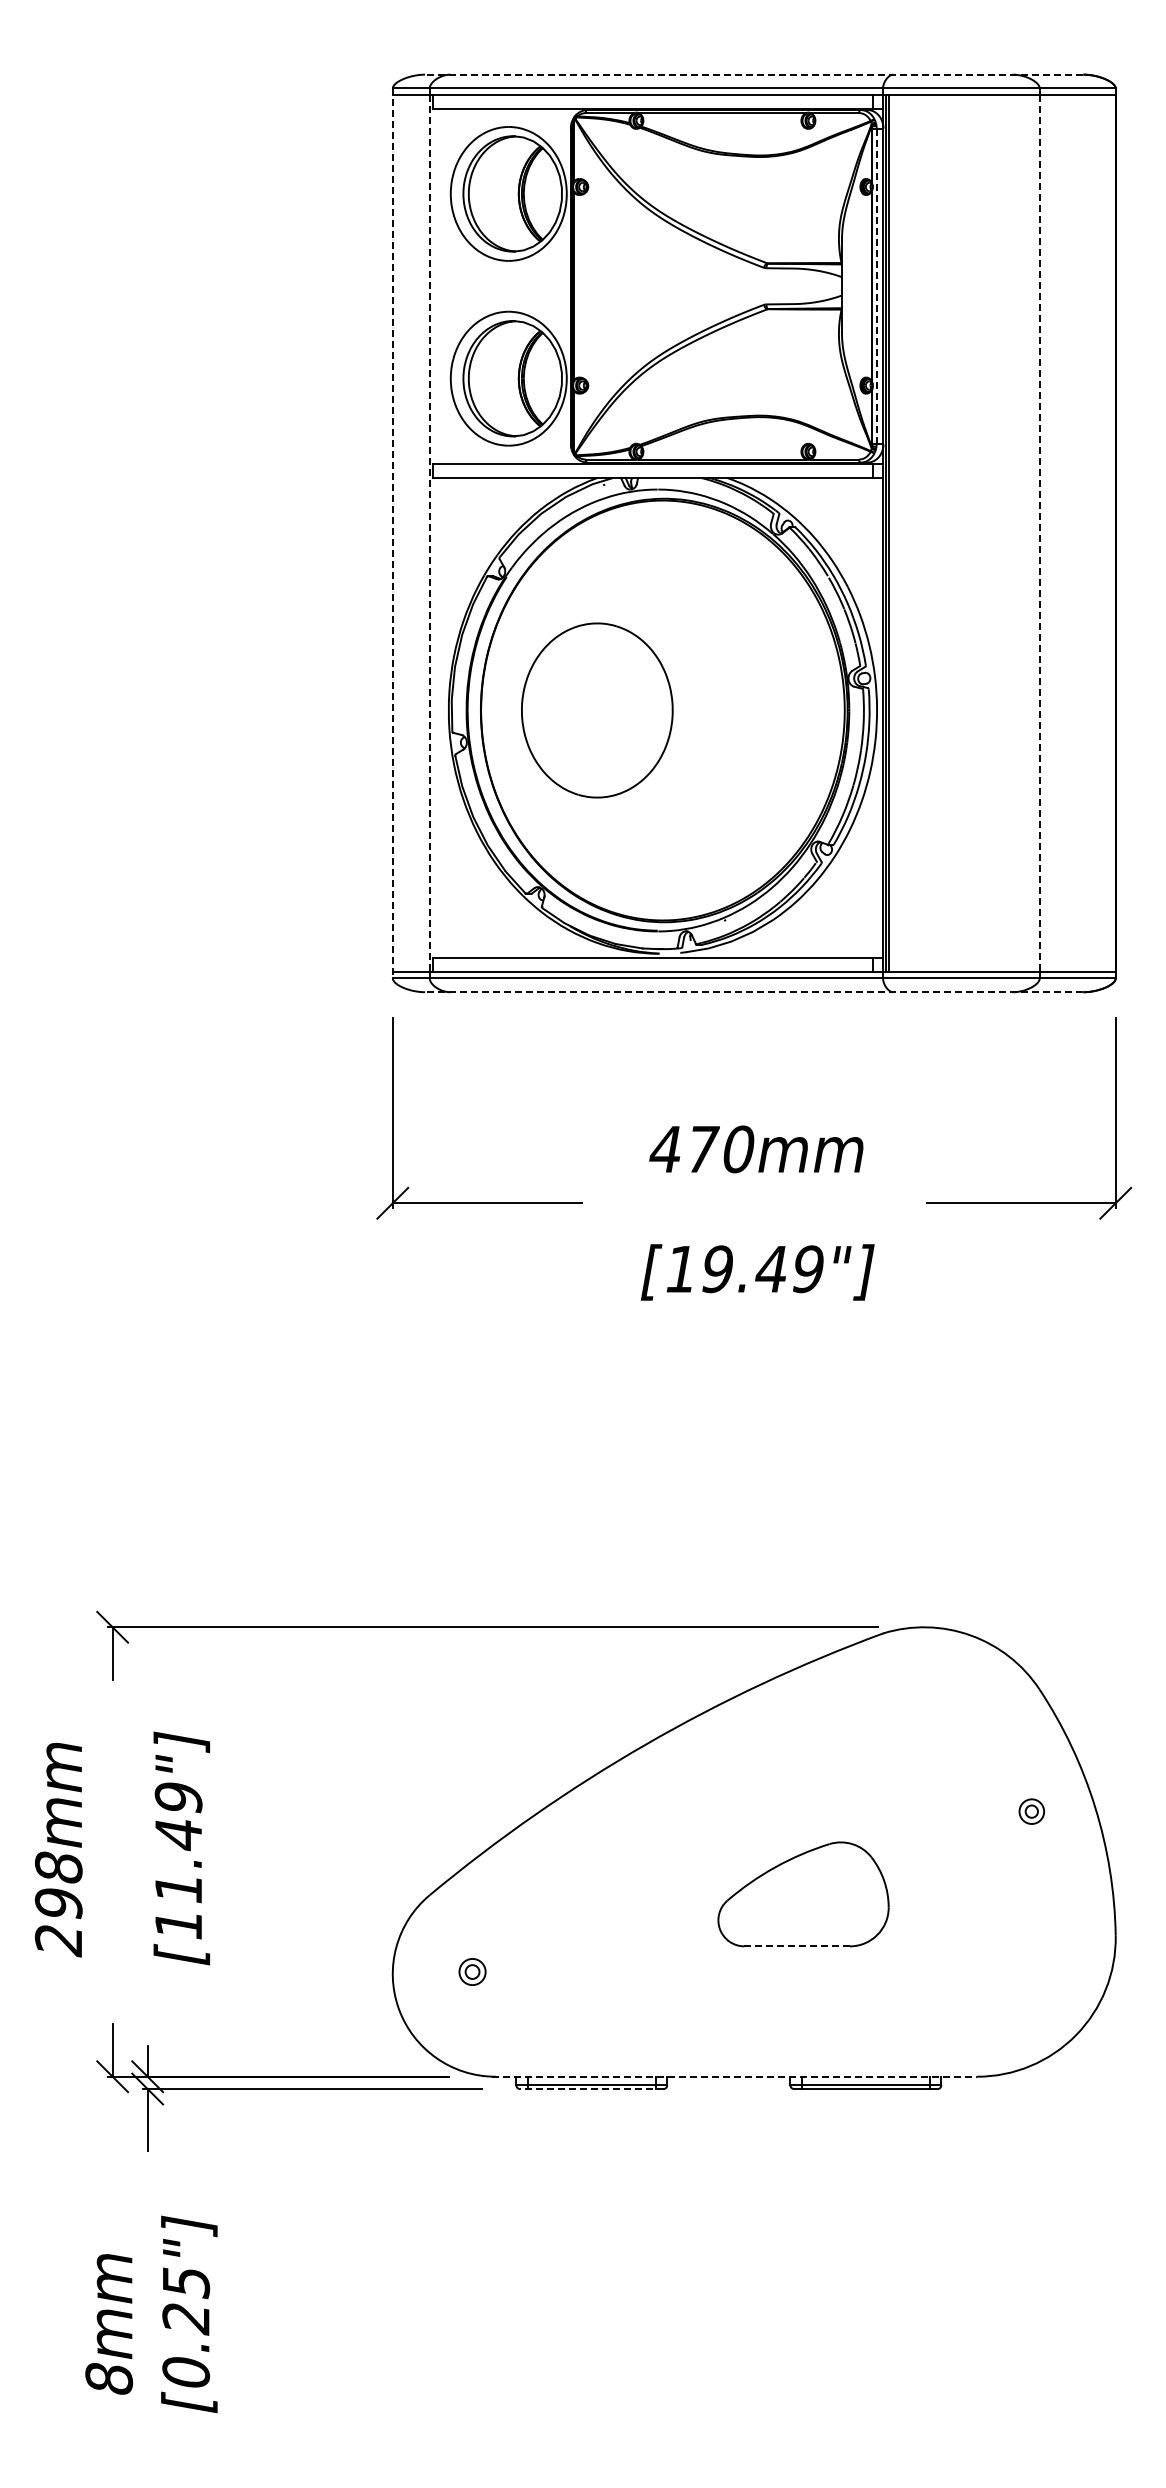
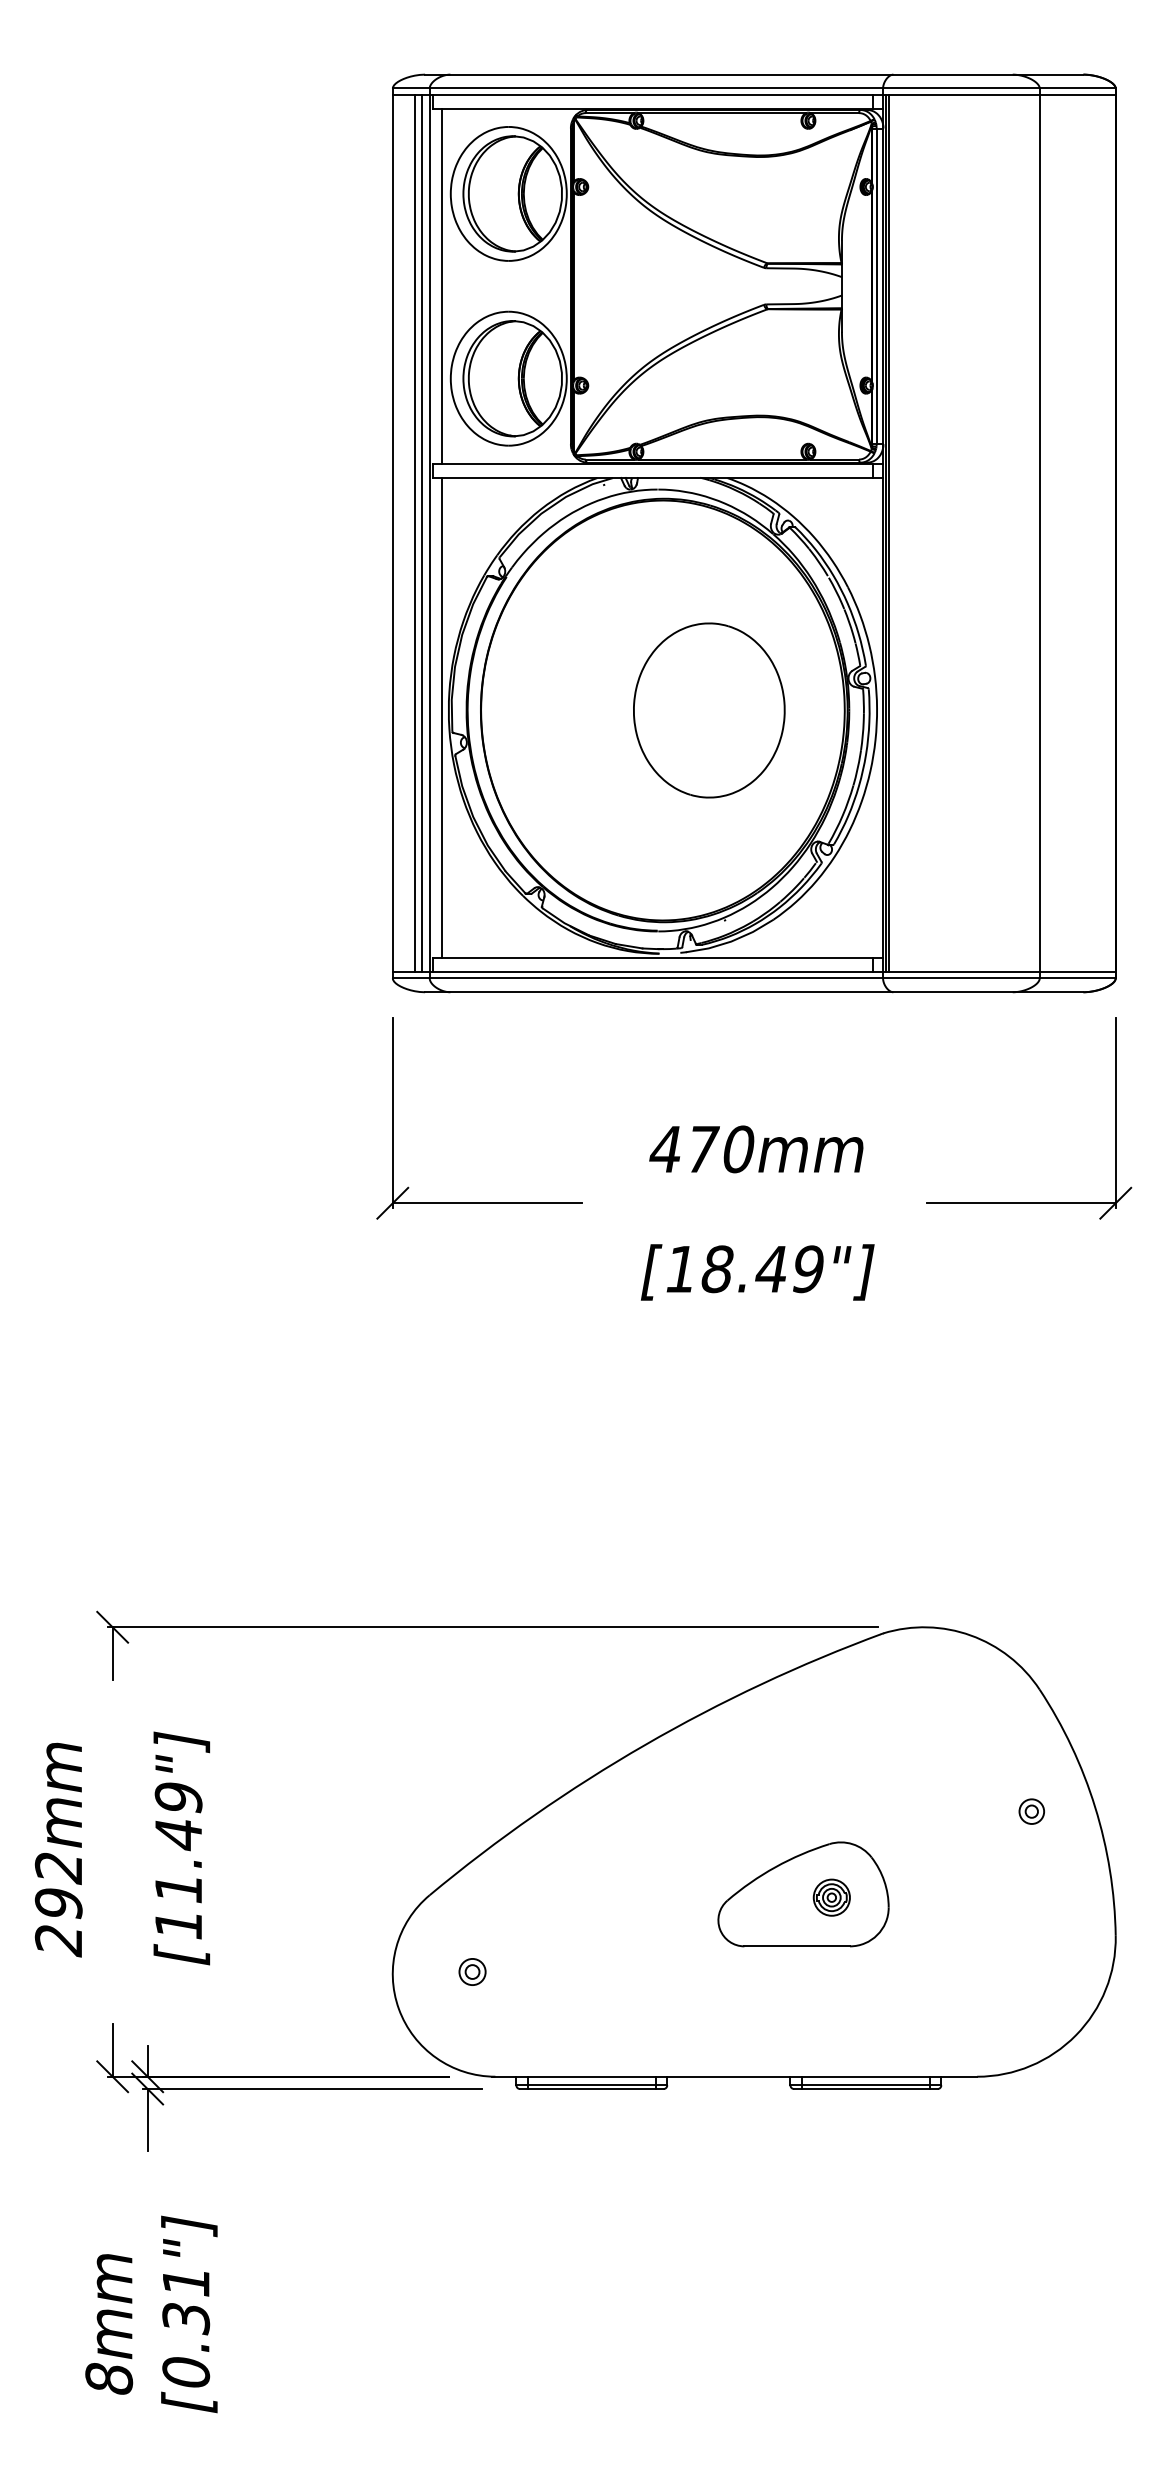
line: dashed -> solid (753, 74)
line: none -> present (442, 286)
line: dashed -> solid (876, 286)
line: dashed -> solid (392, 533)
line: none -> present (414, 533)
line: none -> present (421, 533)
line: dashed -> solid (430, 533)
line: dashed -> solid (1039, 533)
part position: (597, 710) -> (709, 710) (709, 710)
line: none -> present (442, 718)
line: dashed -> solid (753, 992)
text: [19.49"] -> [18.49"] (717, 1269)
text: 298mm -> 292mm (58, 1868)
part: none -> present (831, 1897)
line: dashed -> solid (797, 1946)
line: dashed -> solid (734, 2076)
line: dashed -> solid (591, 2089)
text: [0.25"] -> [0.31"] (186, 2301)
